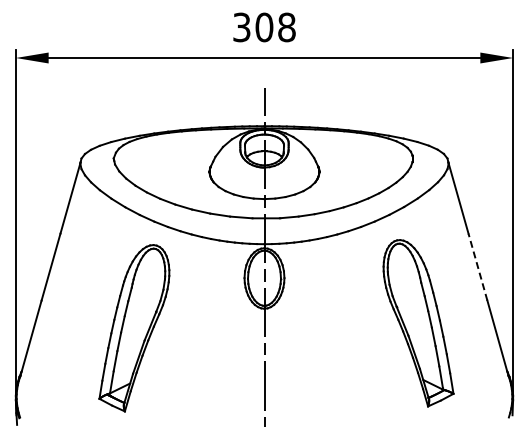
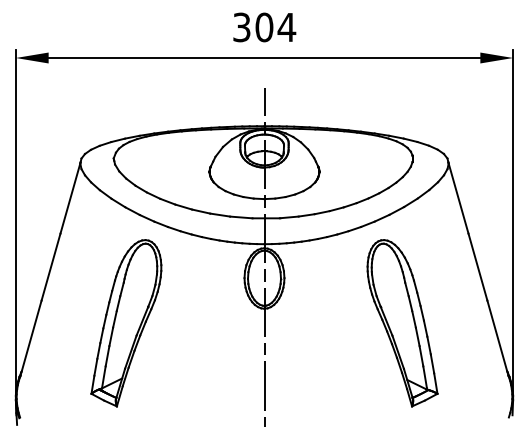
text: 308 -> 304 (286, 27)
line: dashed -> solid (477, 267)
part position: (418, 323) -> (402, 323) (402, 323)
part position: (134, 328) -> (126, 323) (126, 323)
